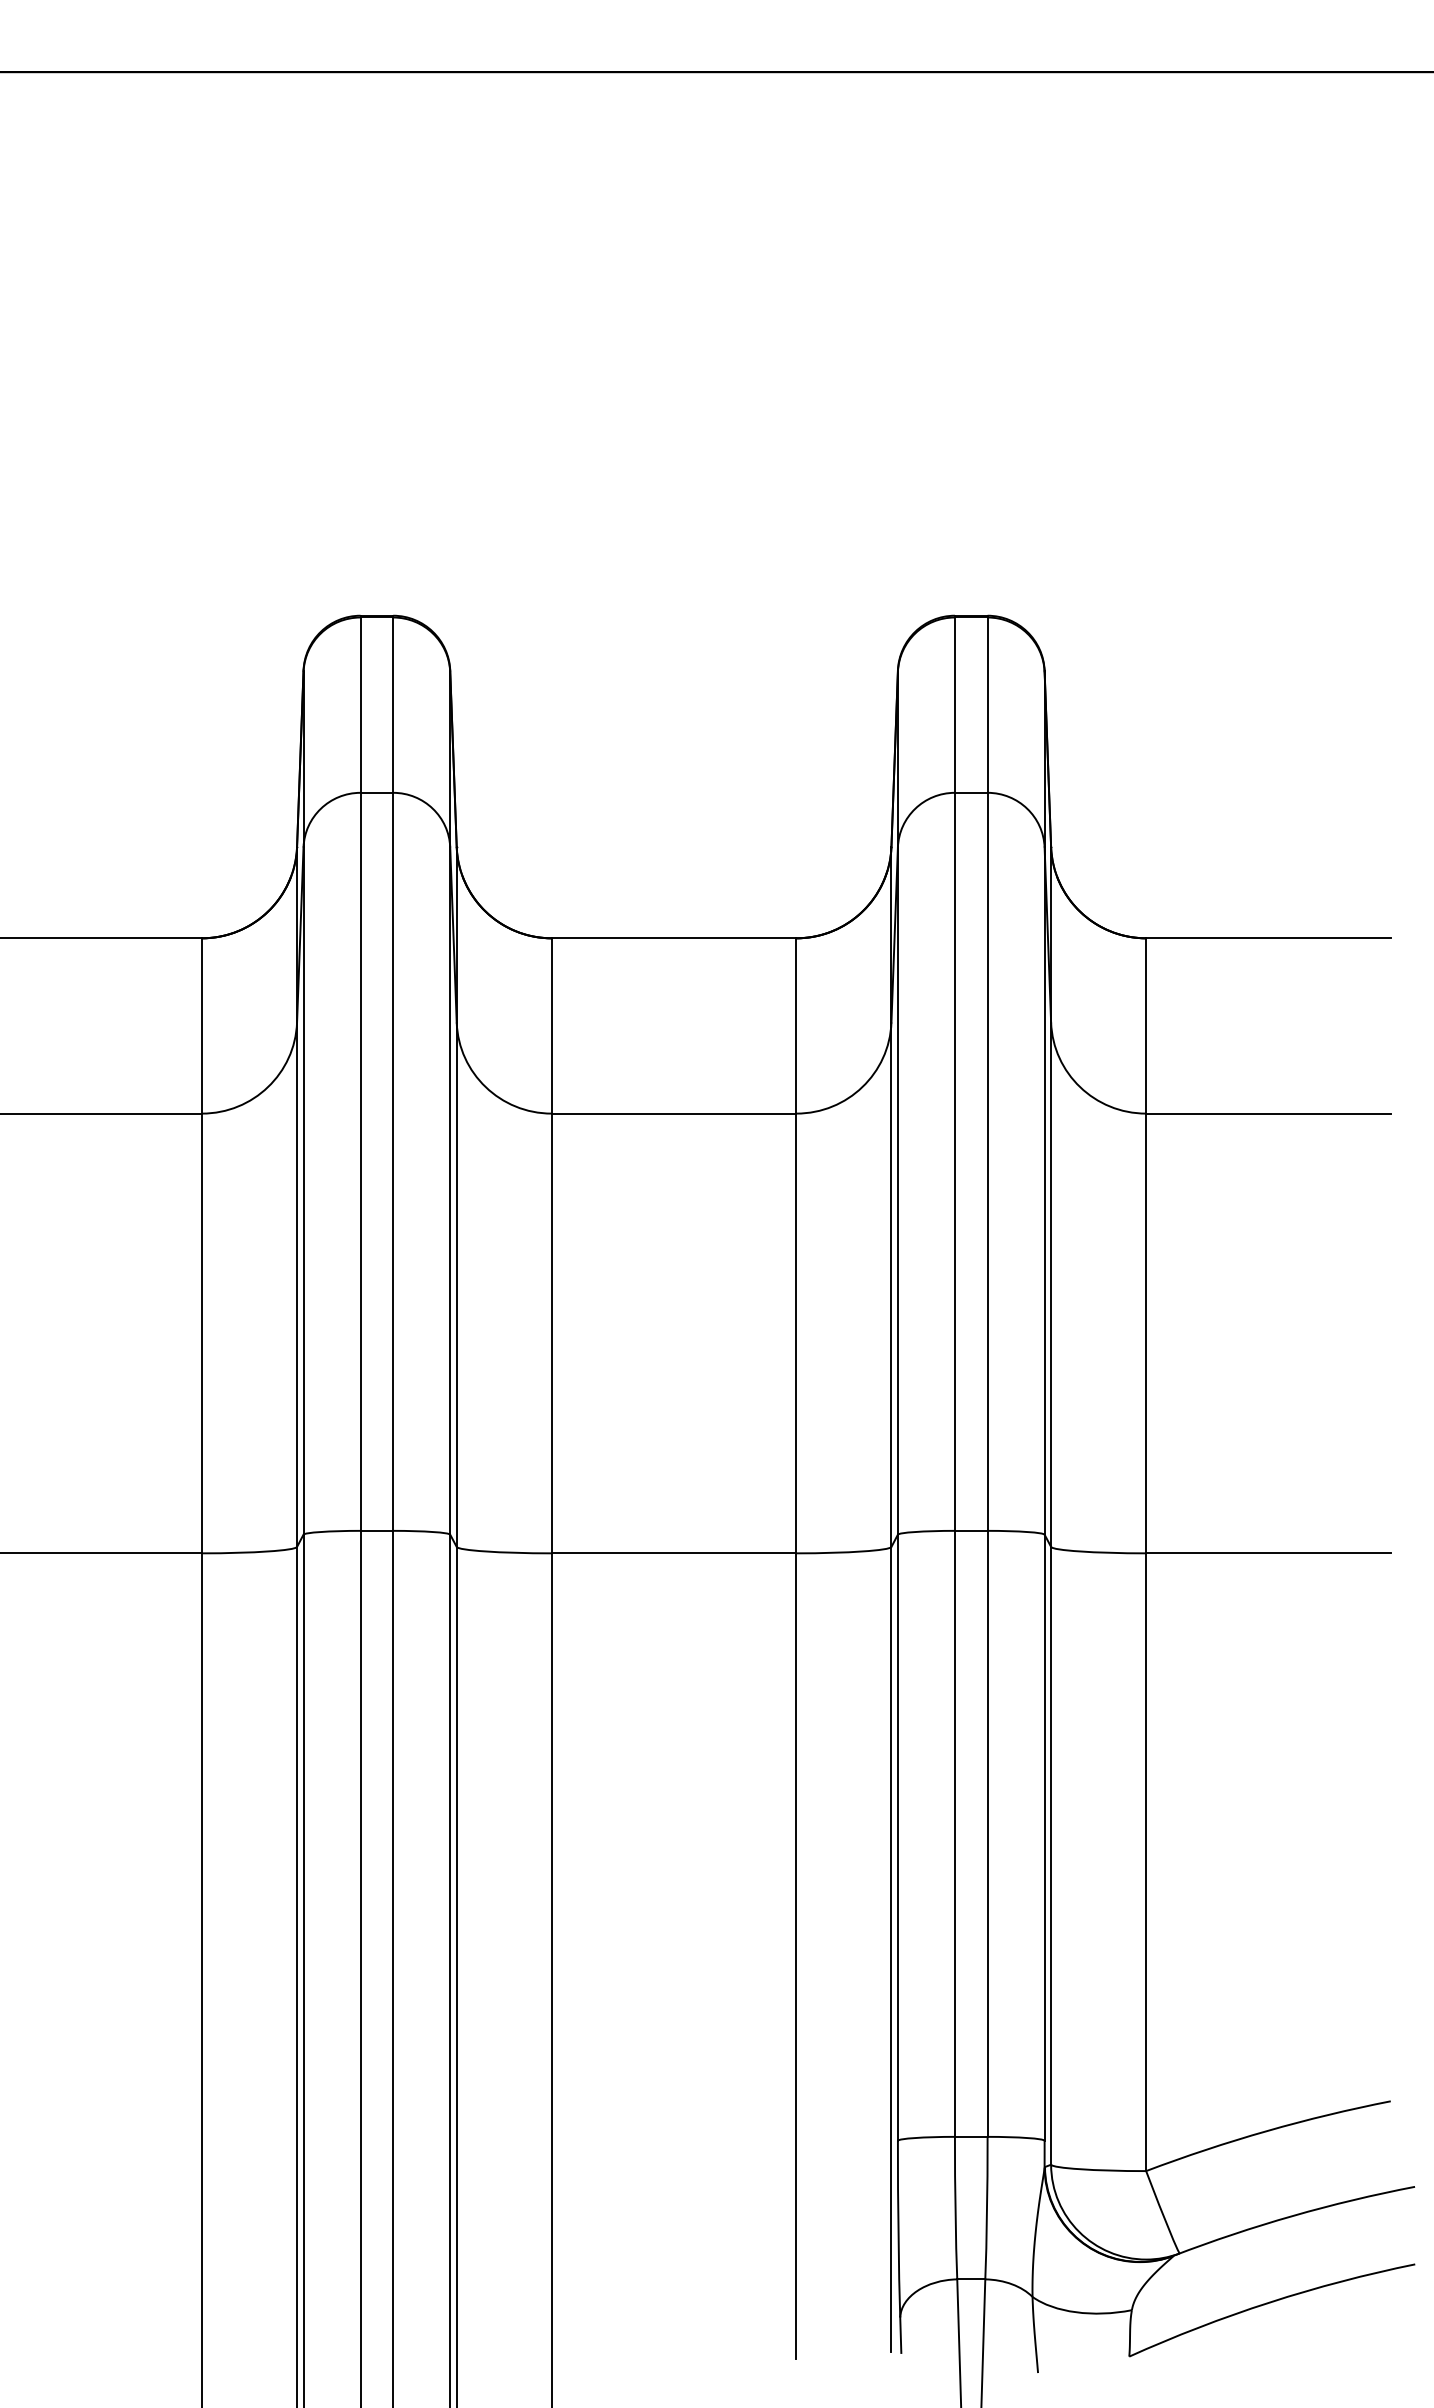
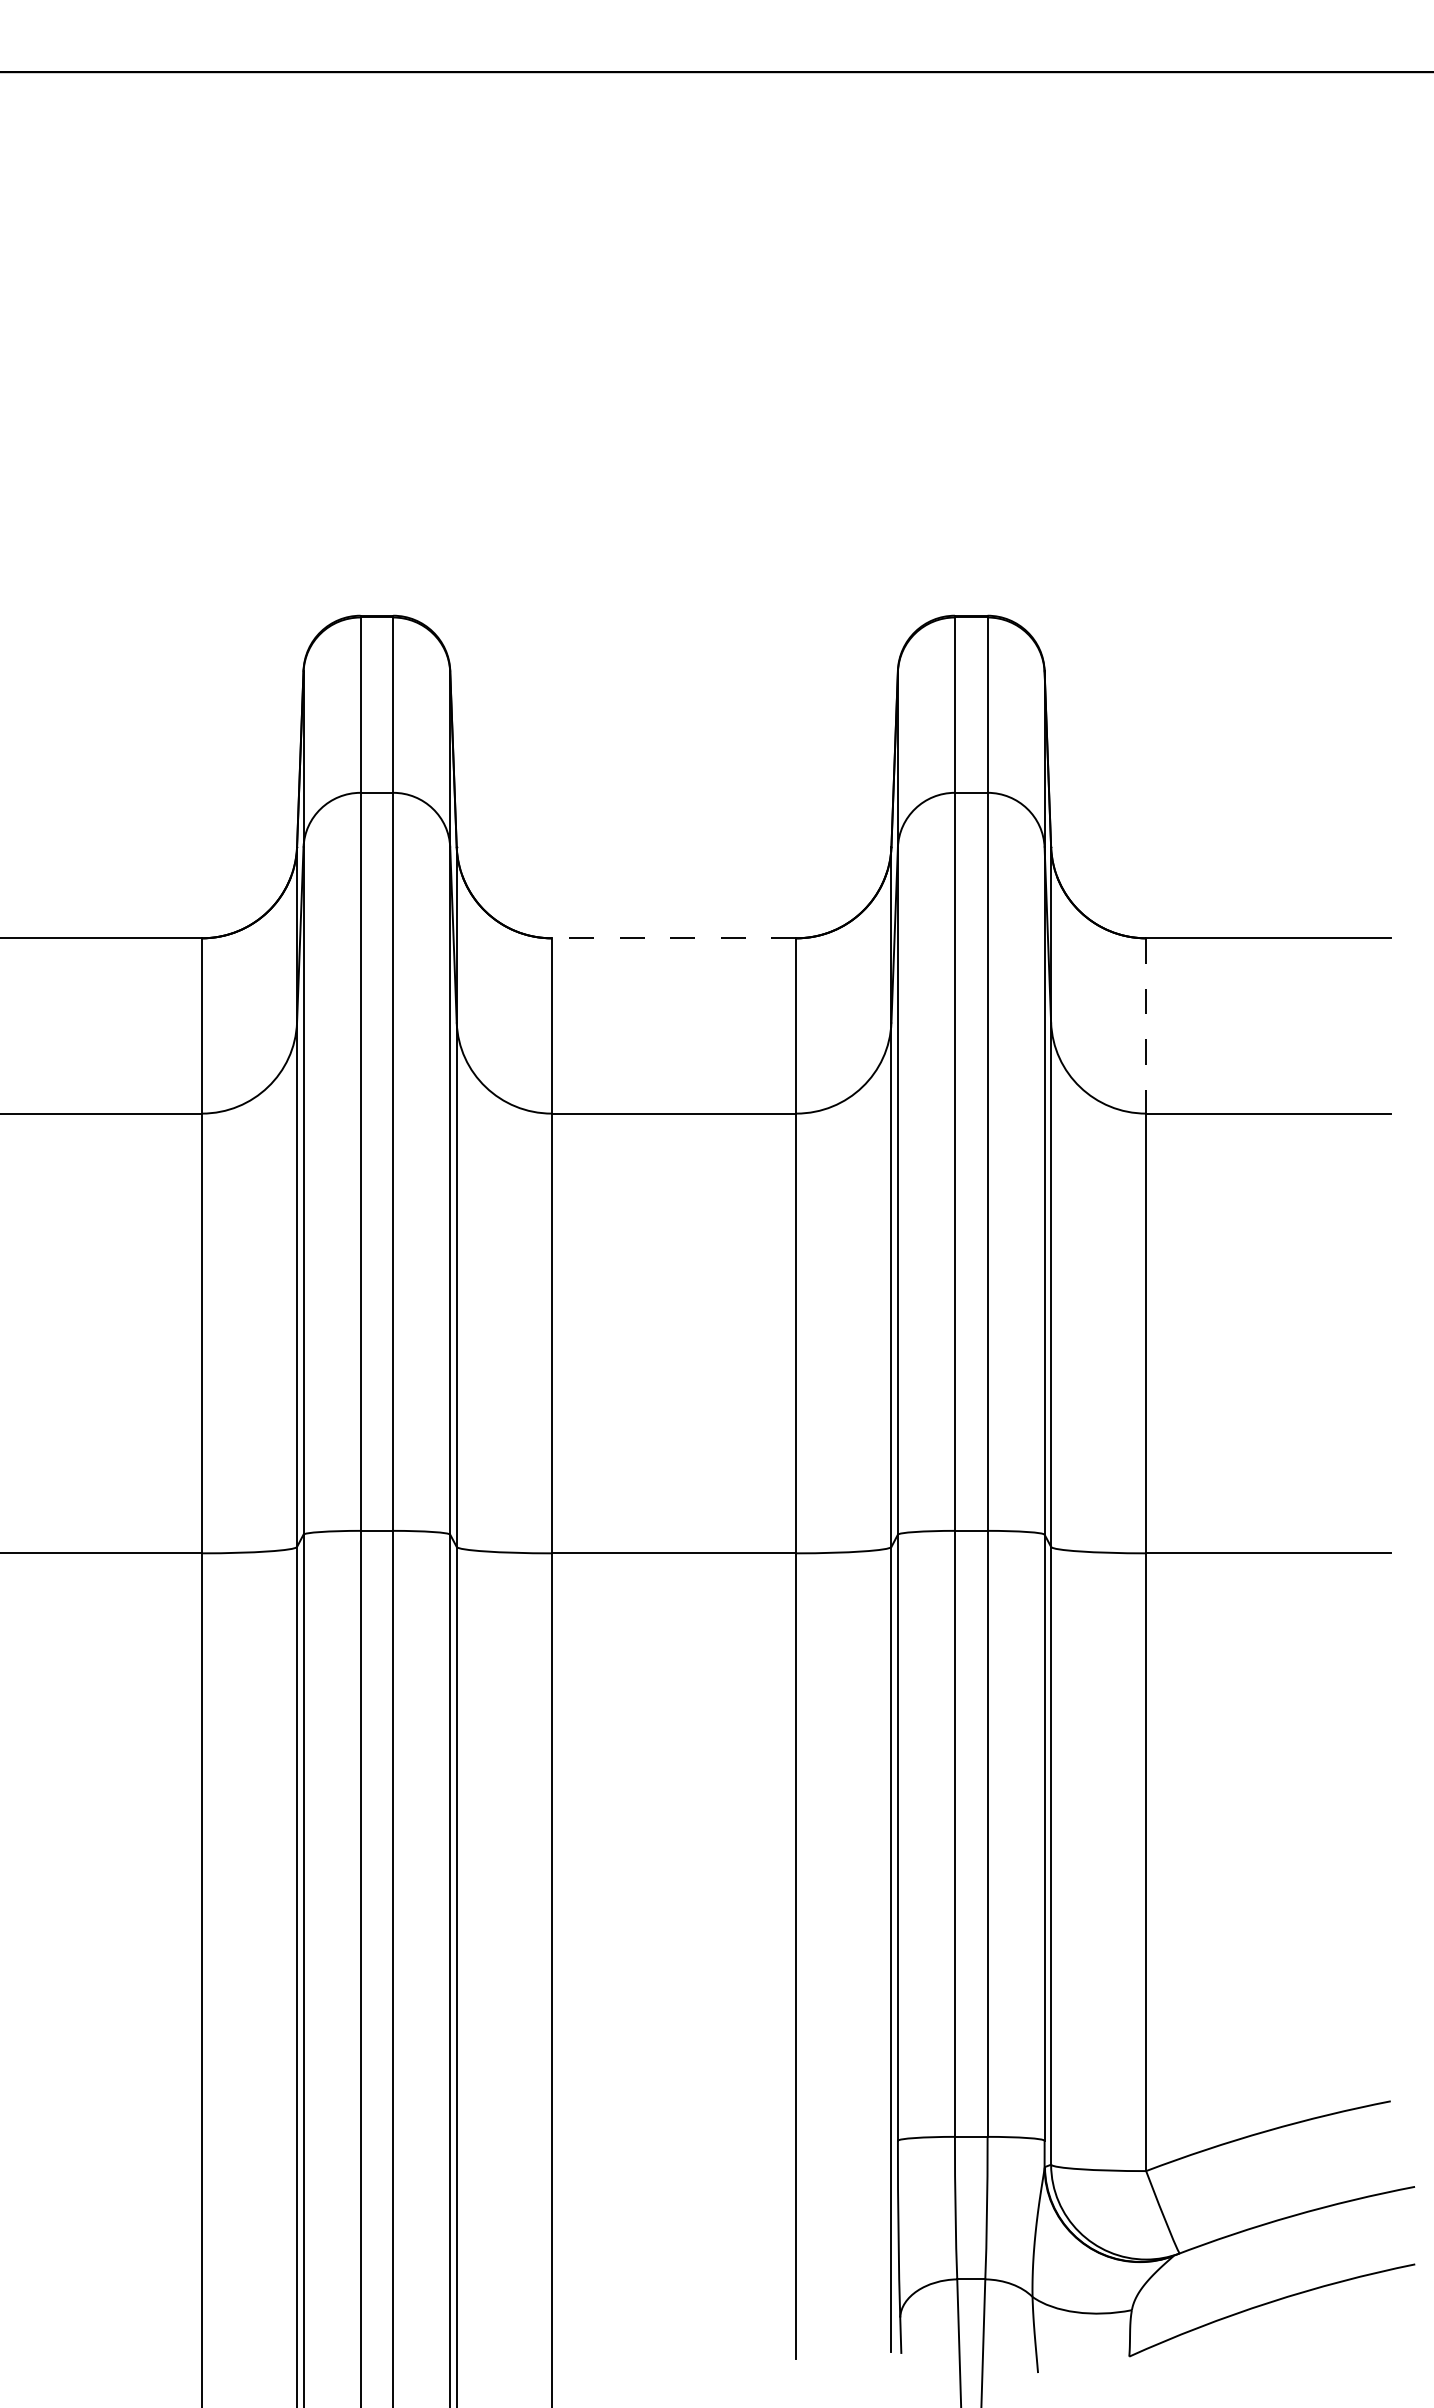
line: solid -> dashed (673, 938)
line: solid -> dashed (1146, 1025)
